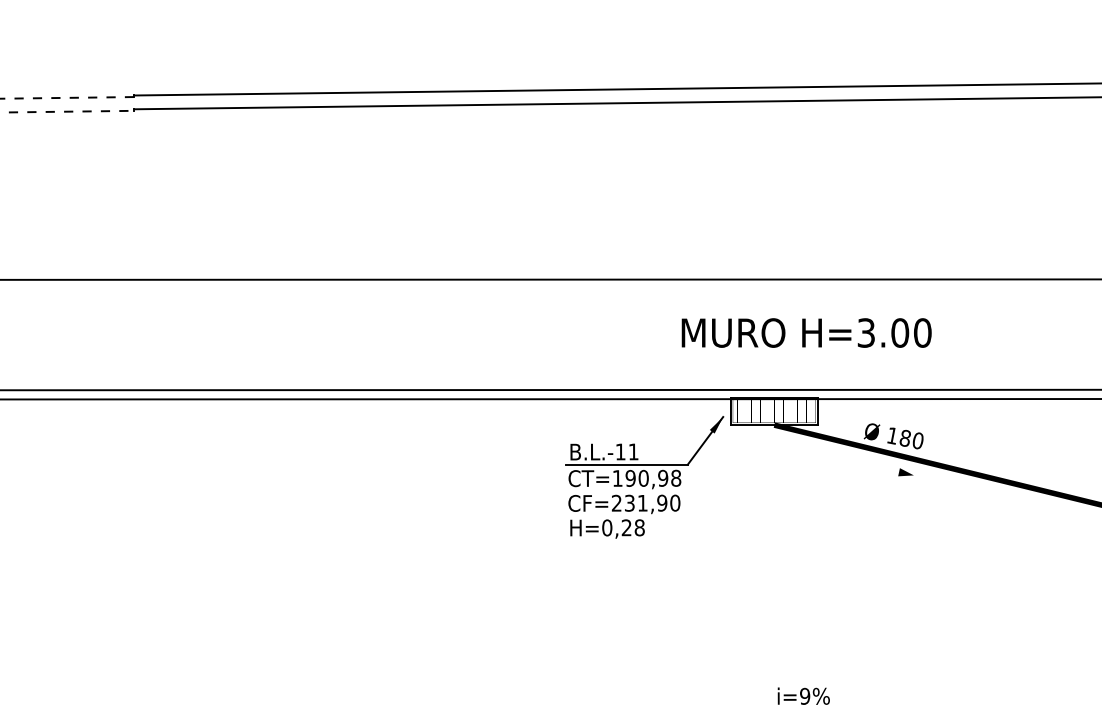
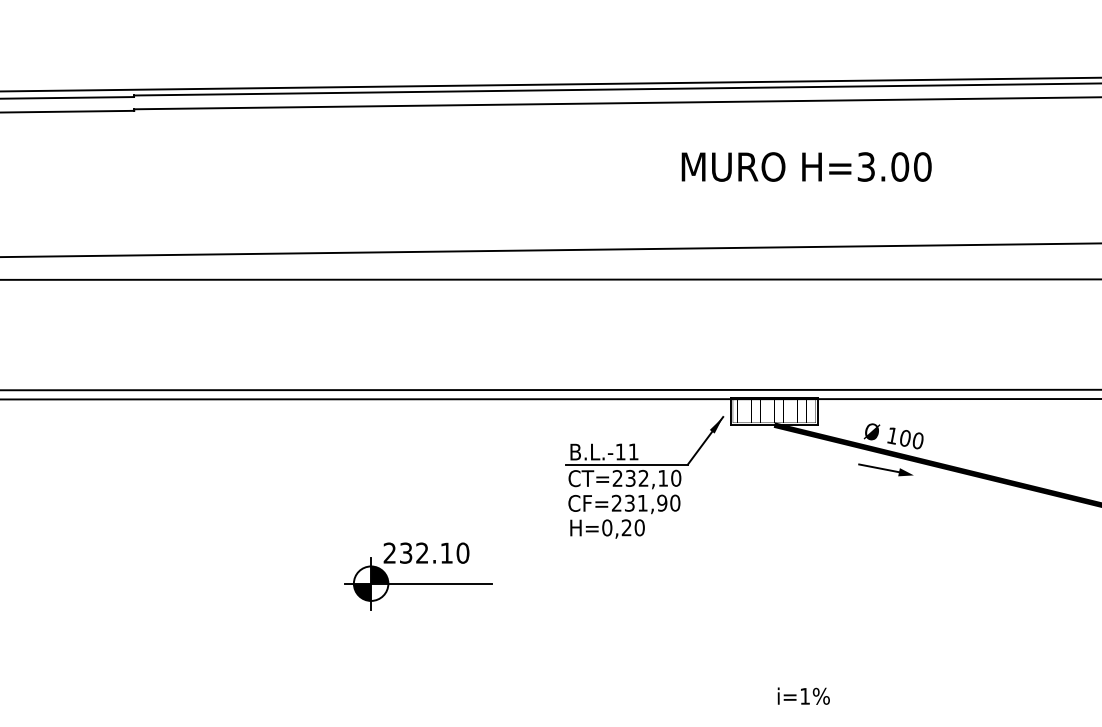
line: none -> present (550, 84)
line: dashed -> solid (67, 97)
line: dashed -> solid (67, 111)
line: none -> present (550, 250)
text position: (806, 332) -> (806, 166) (806, 166)
text: 180 -> 100 (904, 438)
line: none -> present (879, 468)
text: CT=190,98 -> CT=232,10 (646, 477)
text: H=0,28 -> H=0,20 (639, 527)
part: none -> present (418, 583)
text: i=9%%% -> i=1%%% (805, 695)
